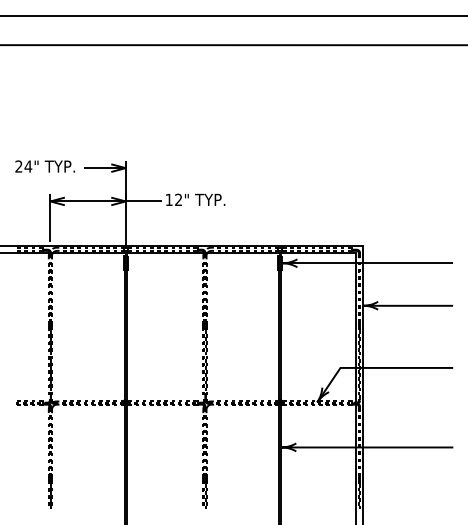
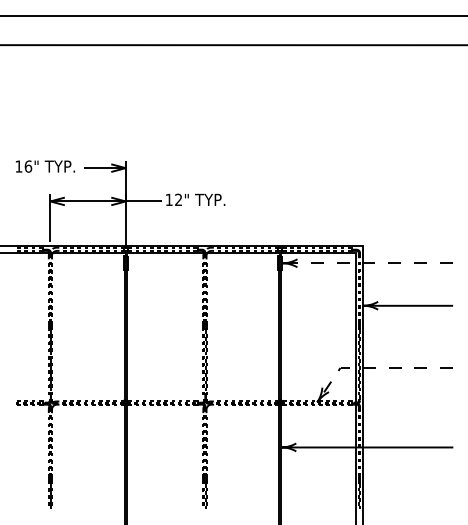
text: 24" -> 16" (23, 166)
line: solid -> dashed (367, 263)
line: solid -> dashed (375, 367)
